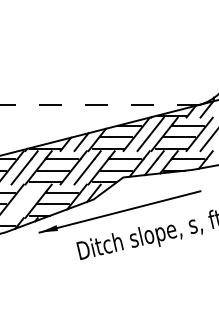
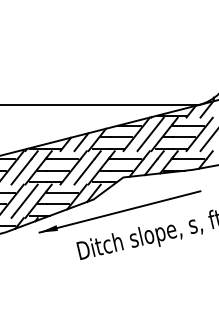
line: dashed -> solid (99, 105)
line: none -> present (24, 200)
